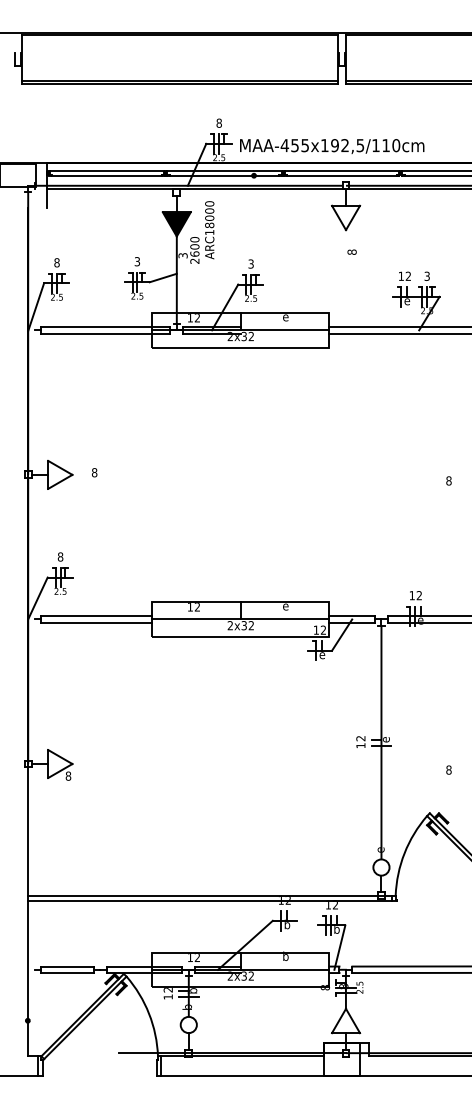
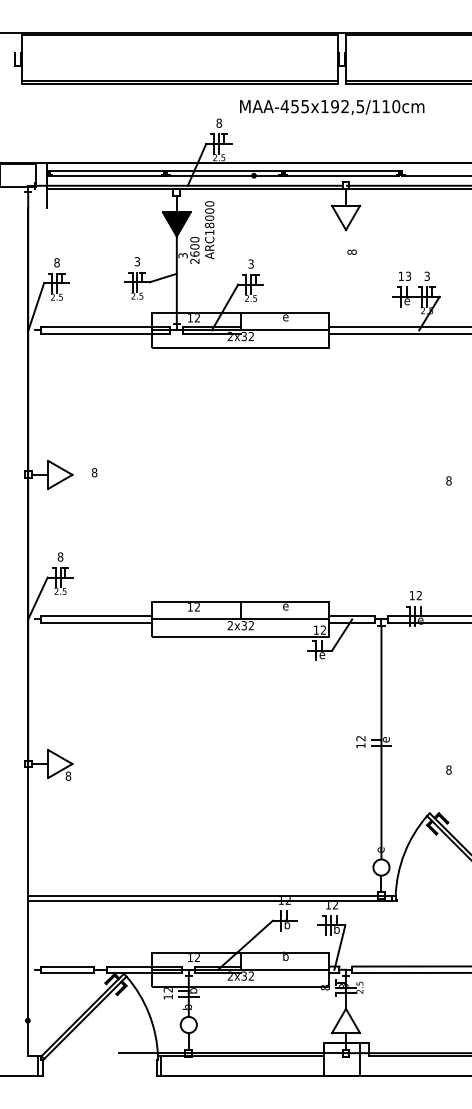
text position: (332, 146) -> (332, 107) (332, 107)
line: present -> none (435, 171)
text: 12 -> 13 (408, 276)
